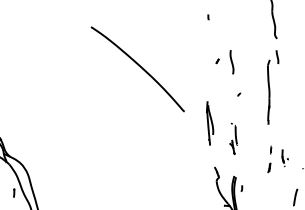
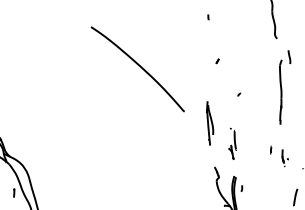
line: present -> none (231, 62)
part position: (273, 87) -> (285, 87) (285, 87)
part position: (233, 138) -> (232, 143) (232, 143)
part: present -> none (269, 167)
